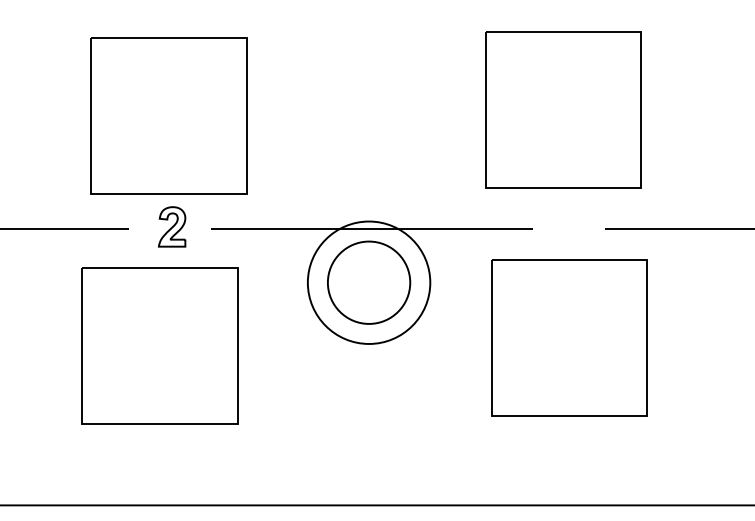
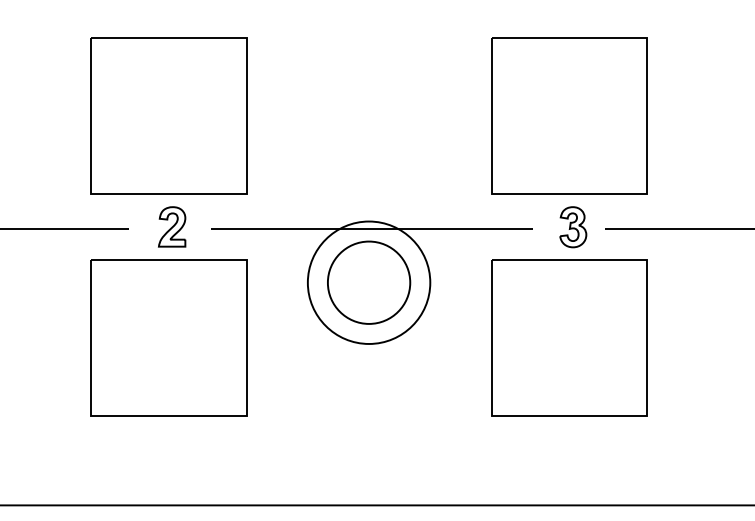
part position: (563, 109) -> (569, 115) (569, 115)
part: none -> present (573, 227)
part position: (159, 345) -> (168, 337) (168, 337)
